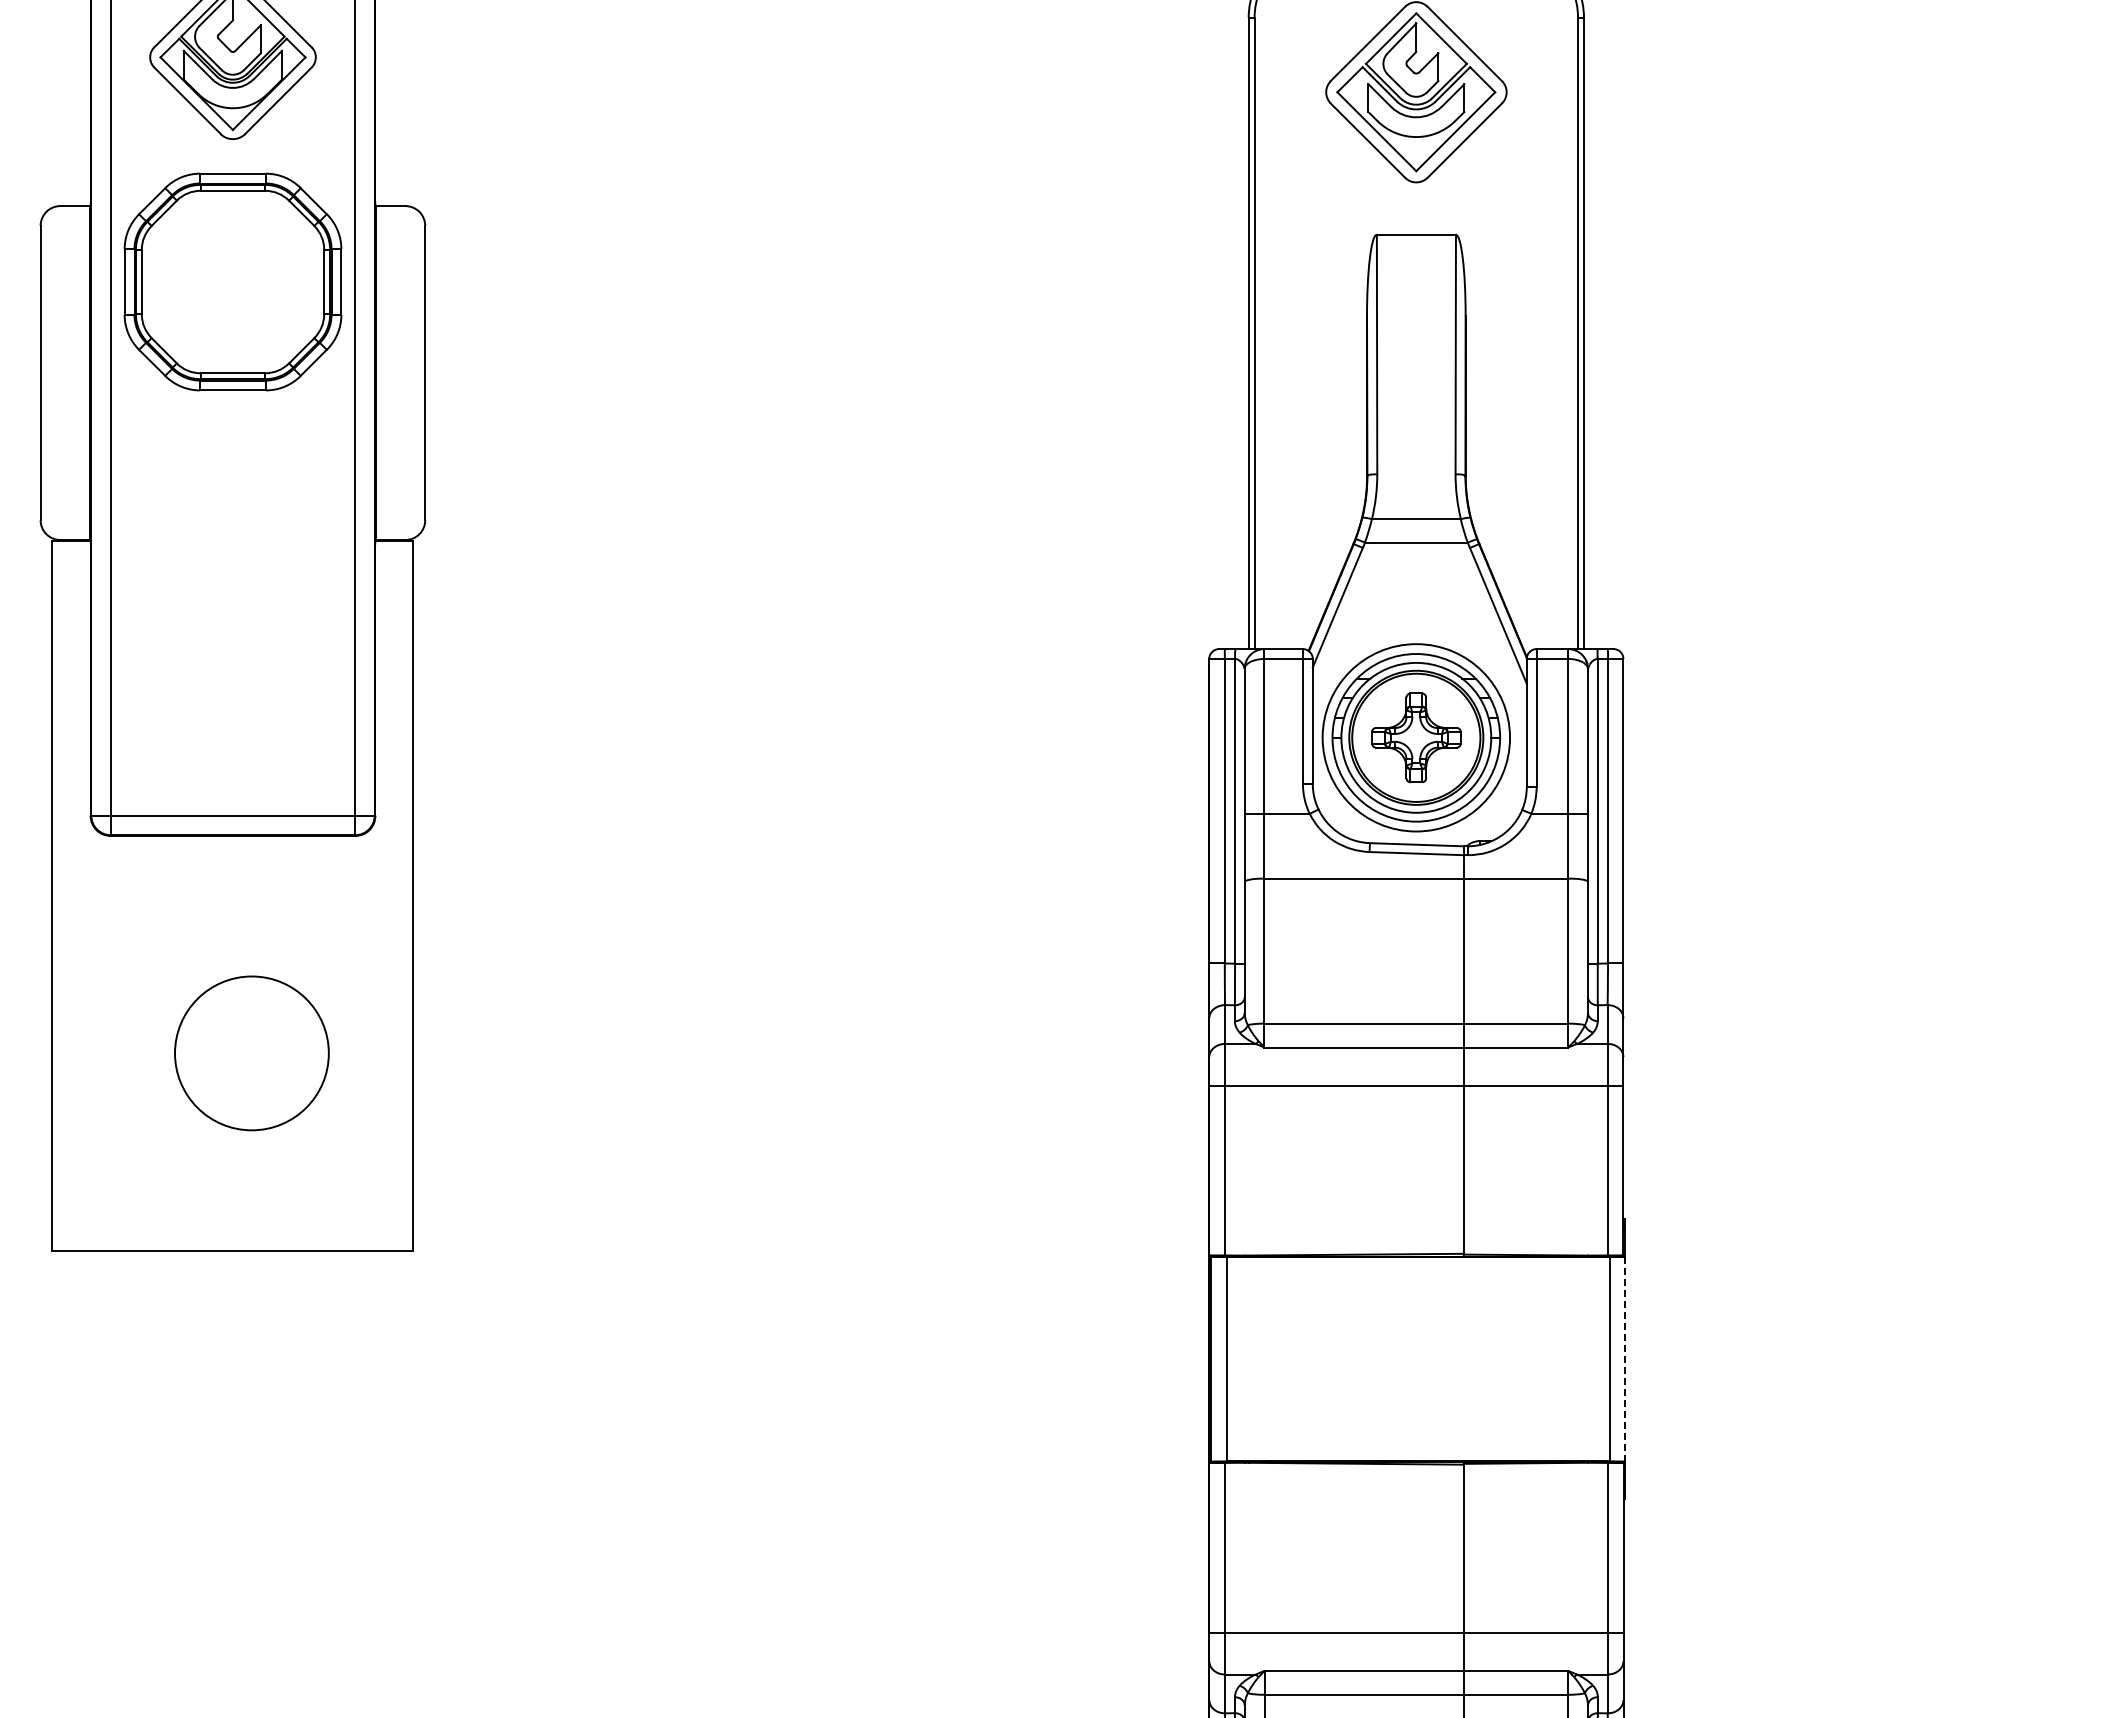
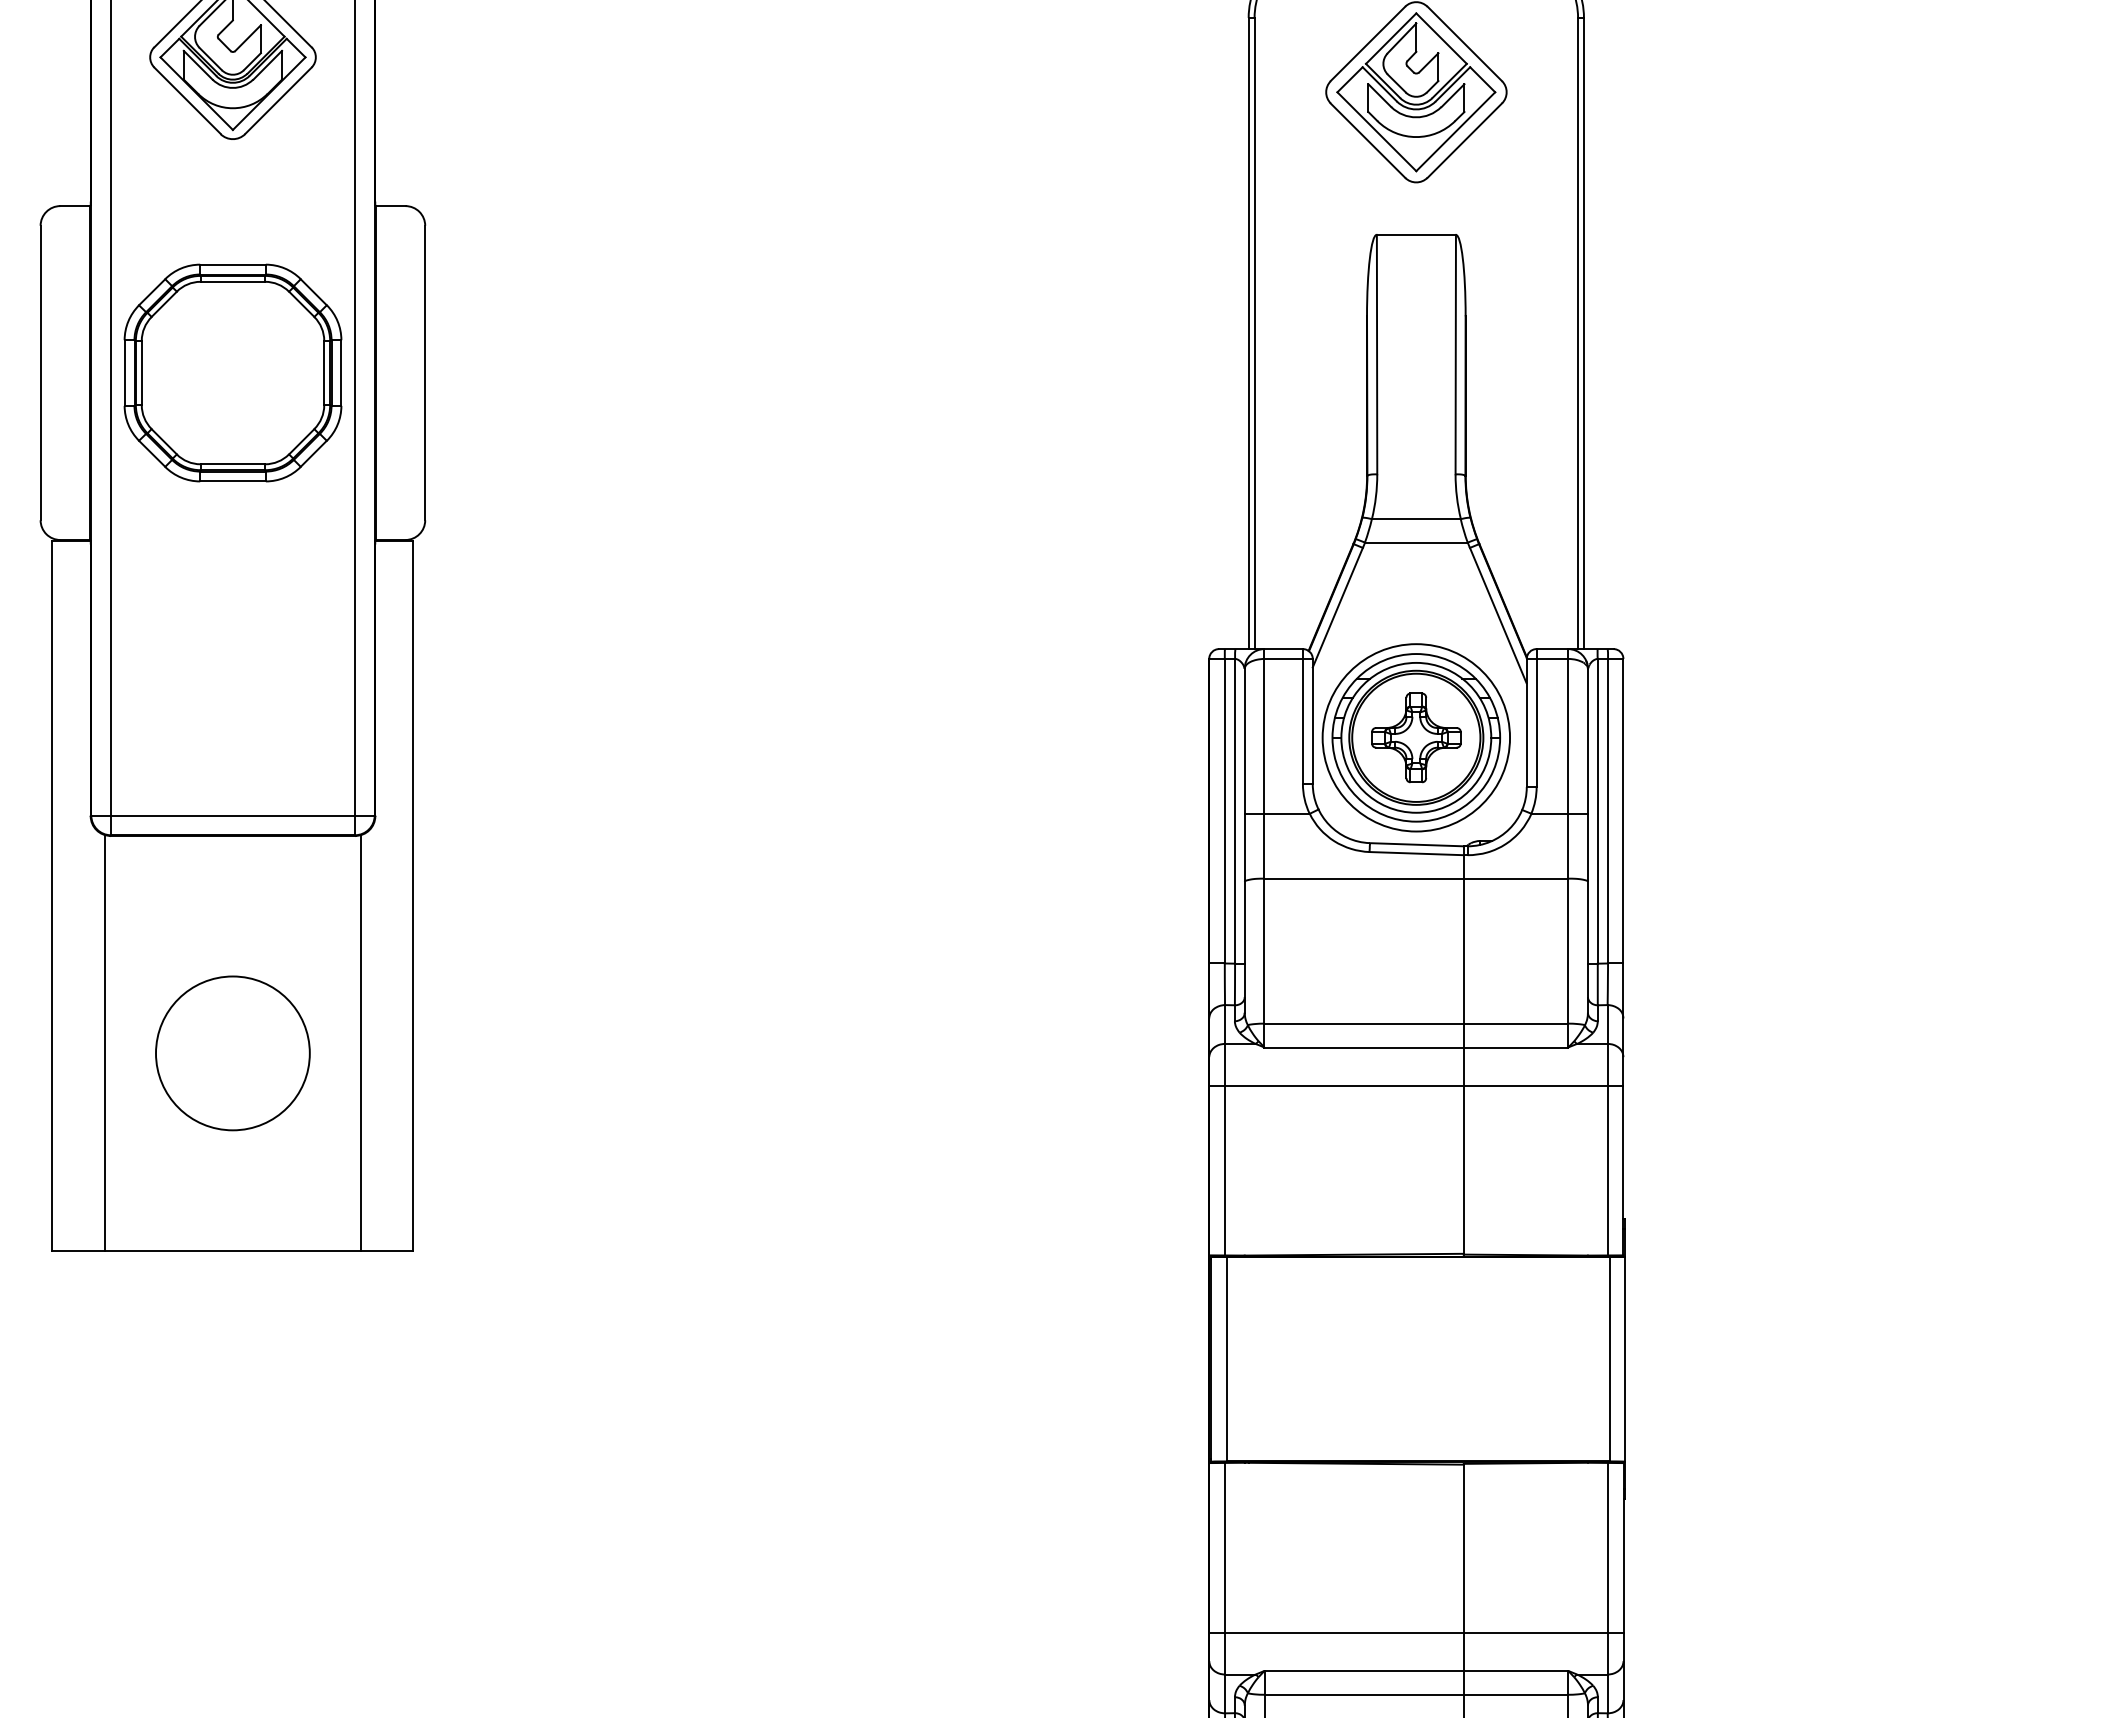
part position: (232, 281) -> (232, 372) (232, 372)
line: none -> present (104, 1042)
line: none -> present (361, 1042)
circle position: (251, 1053) -> (232, 1053) (232, 1053)
line: dashed -> solid (1625, 1359)
